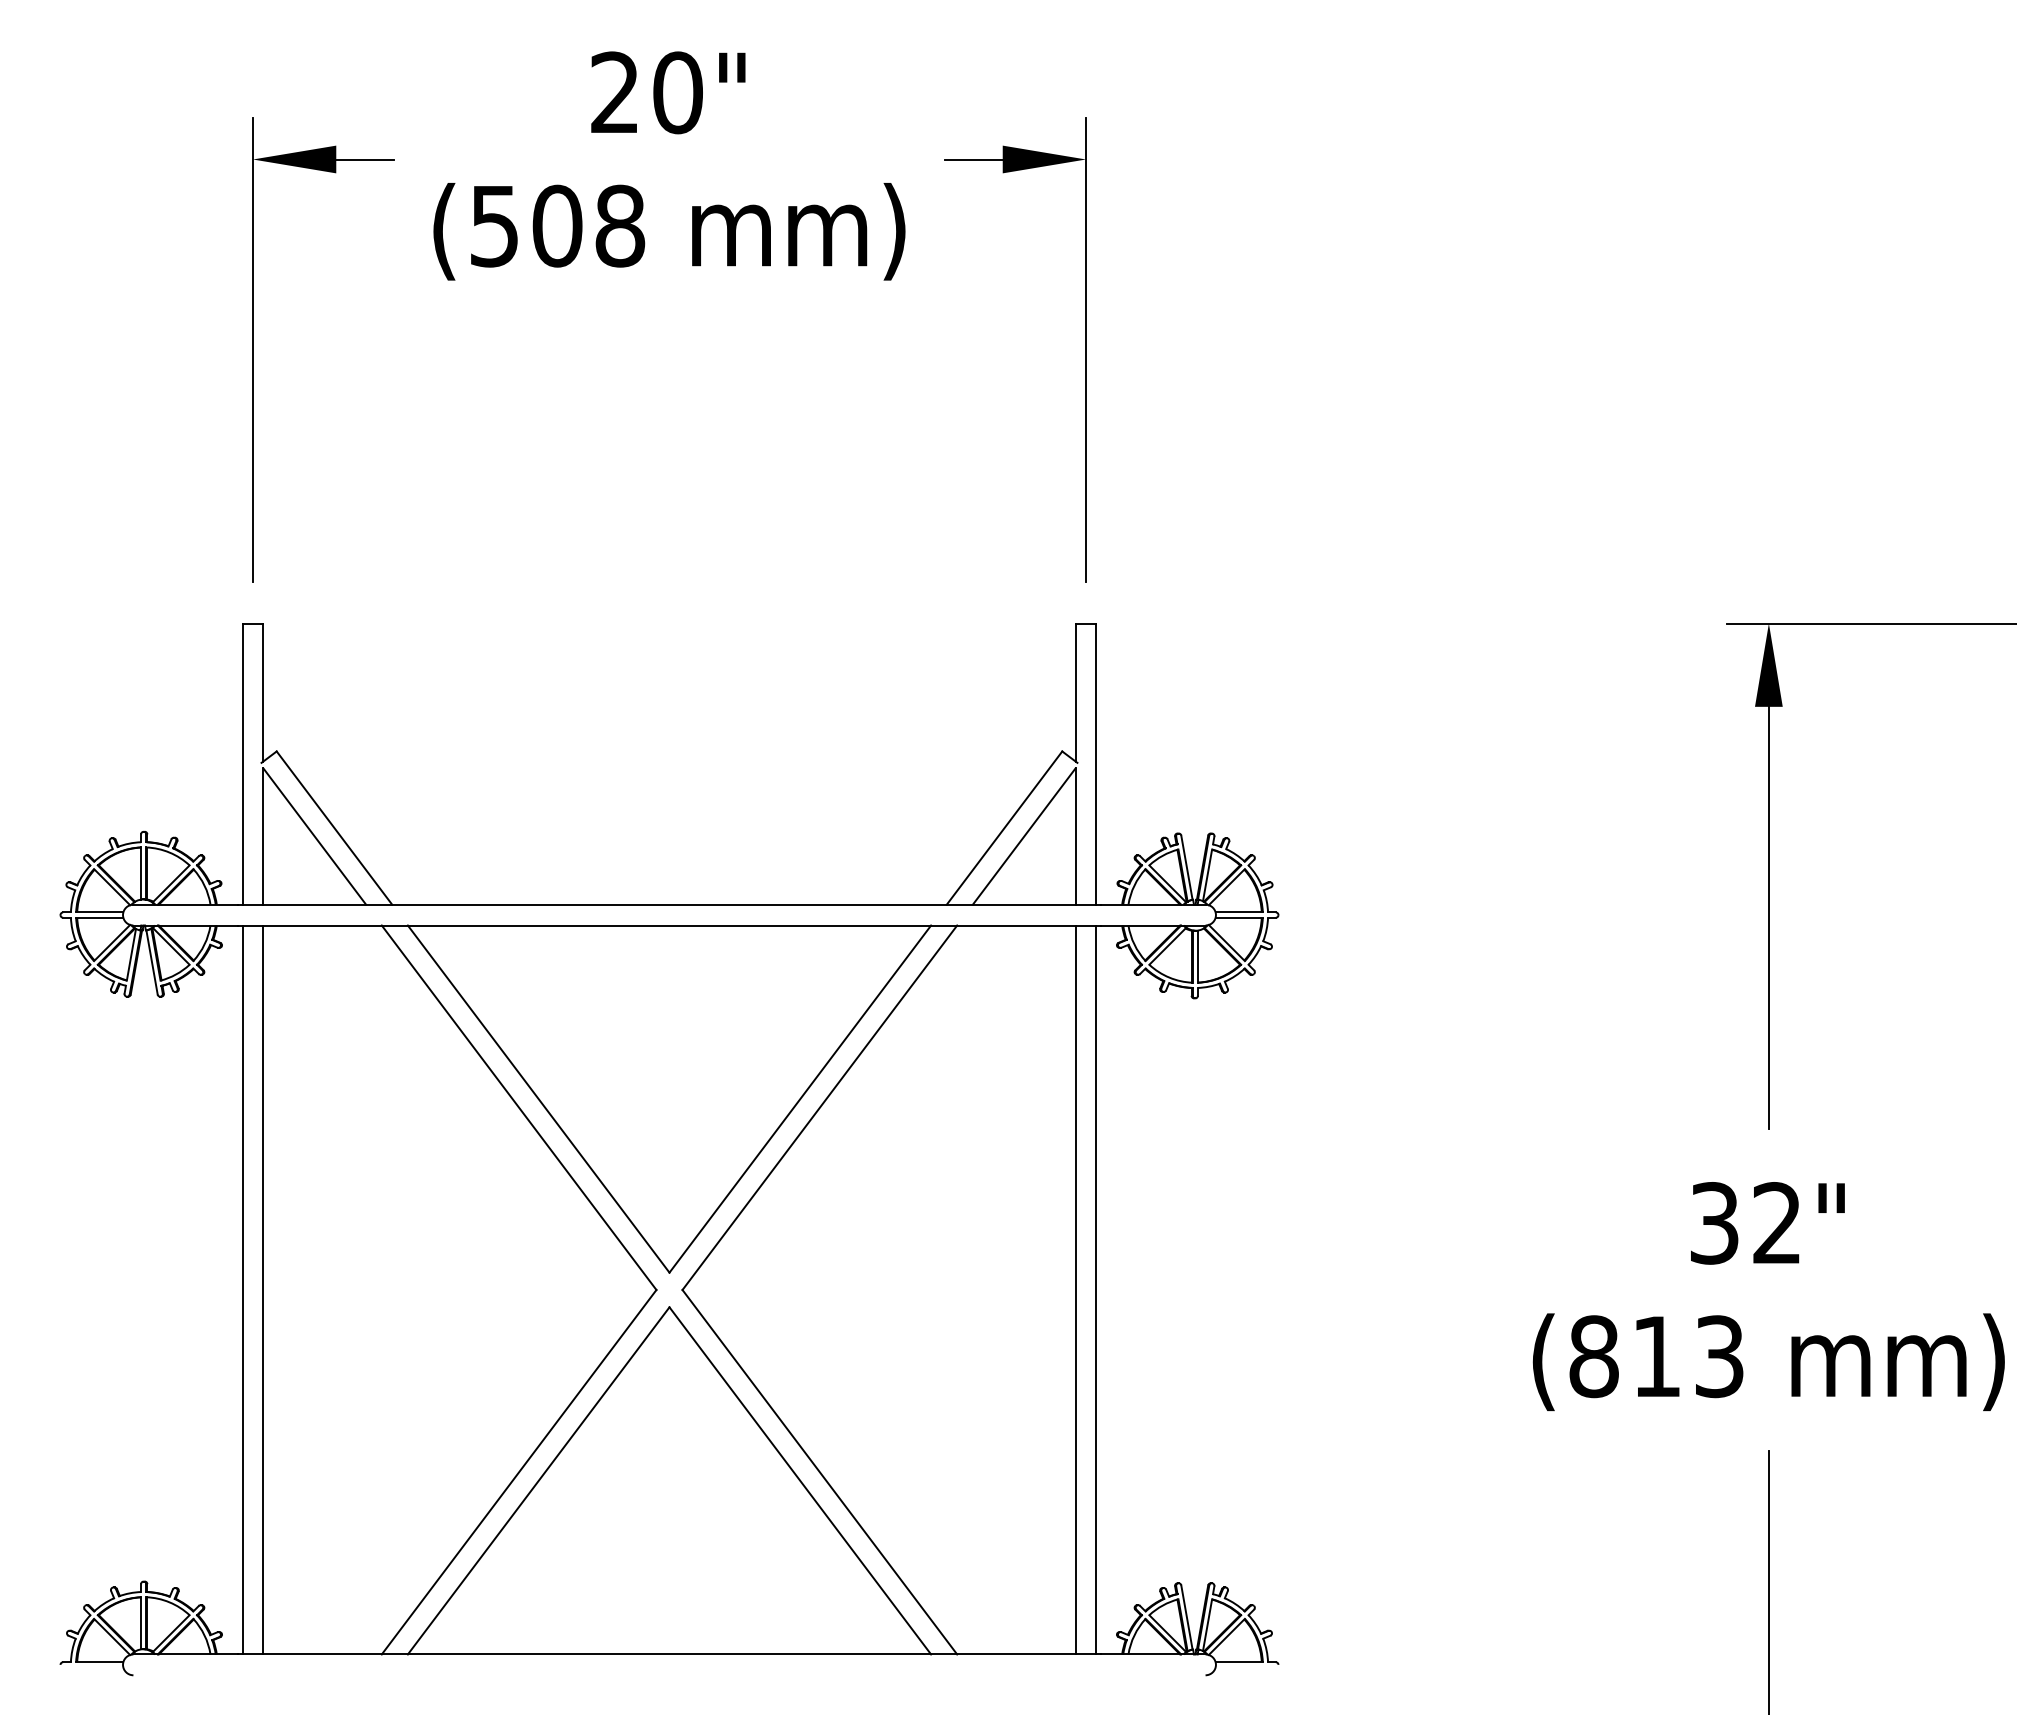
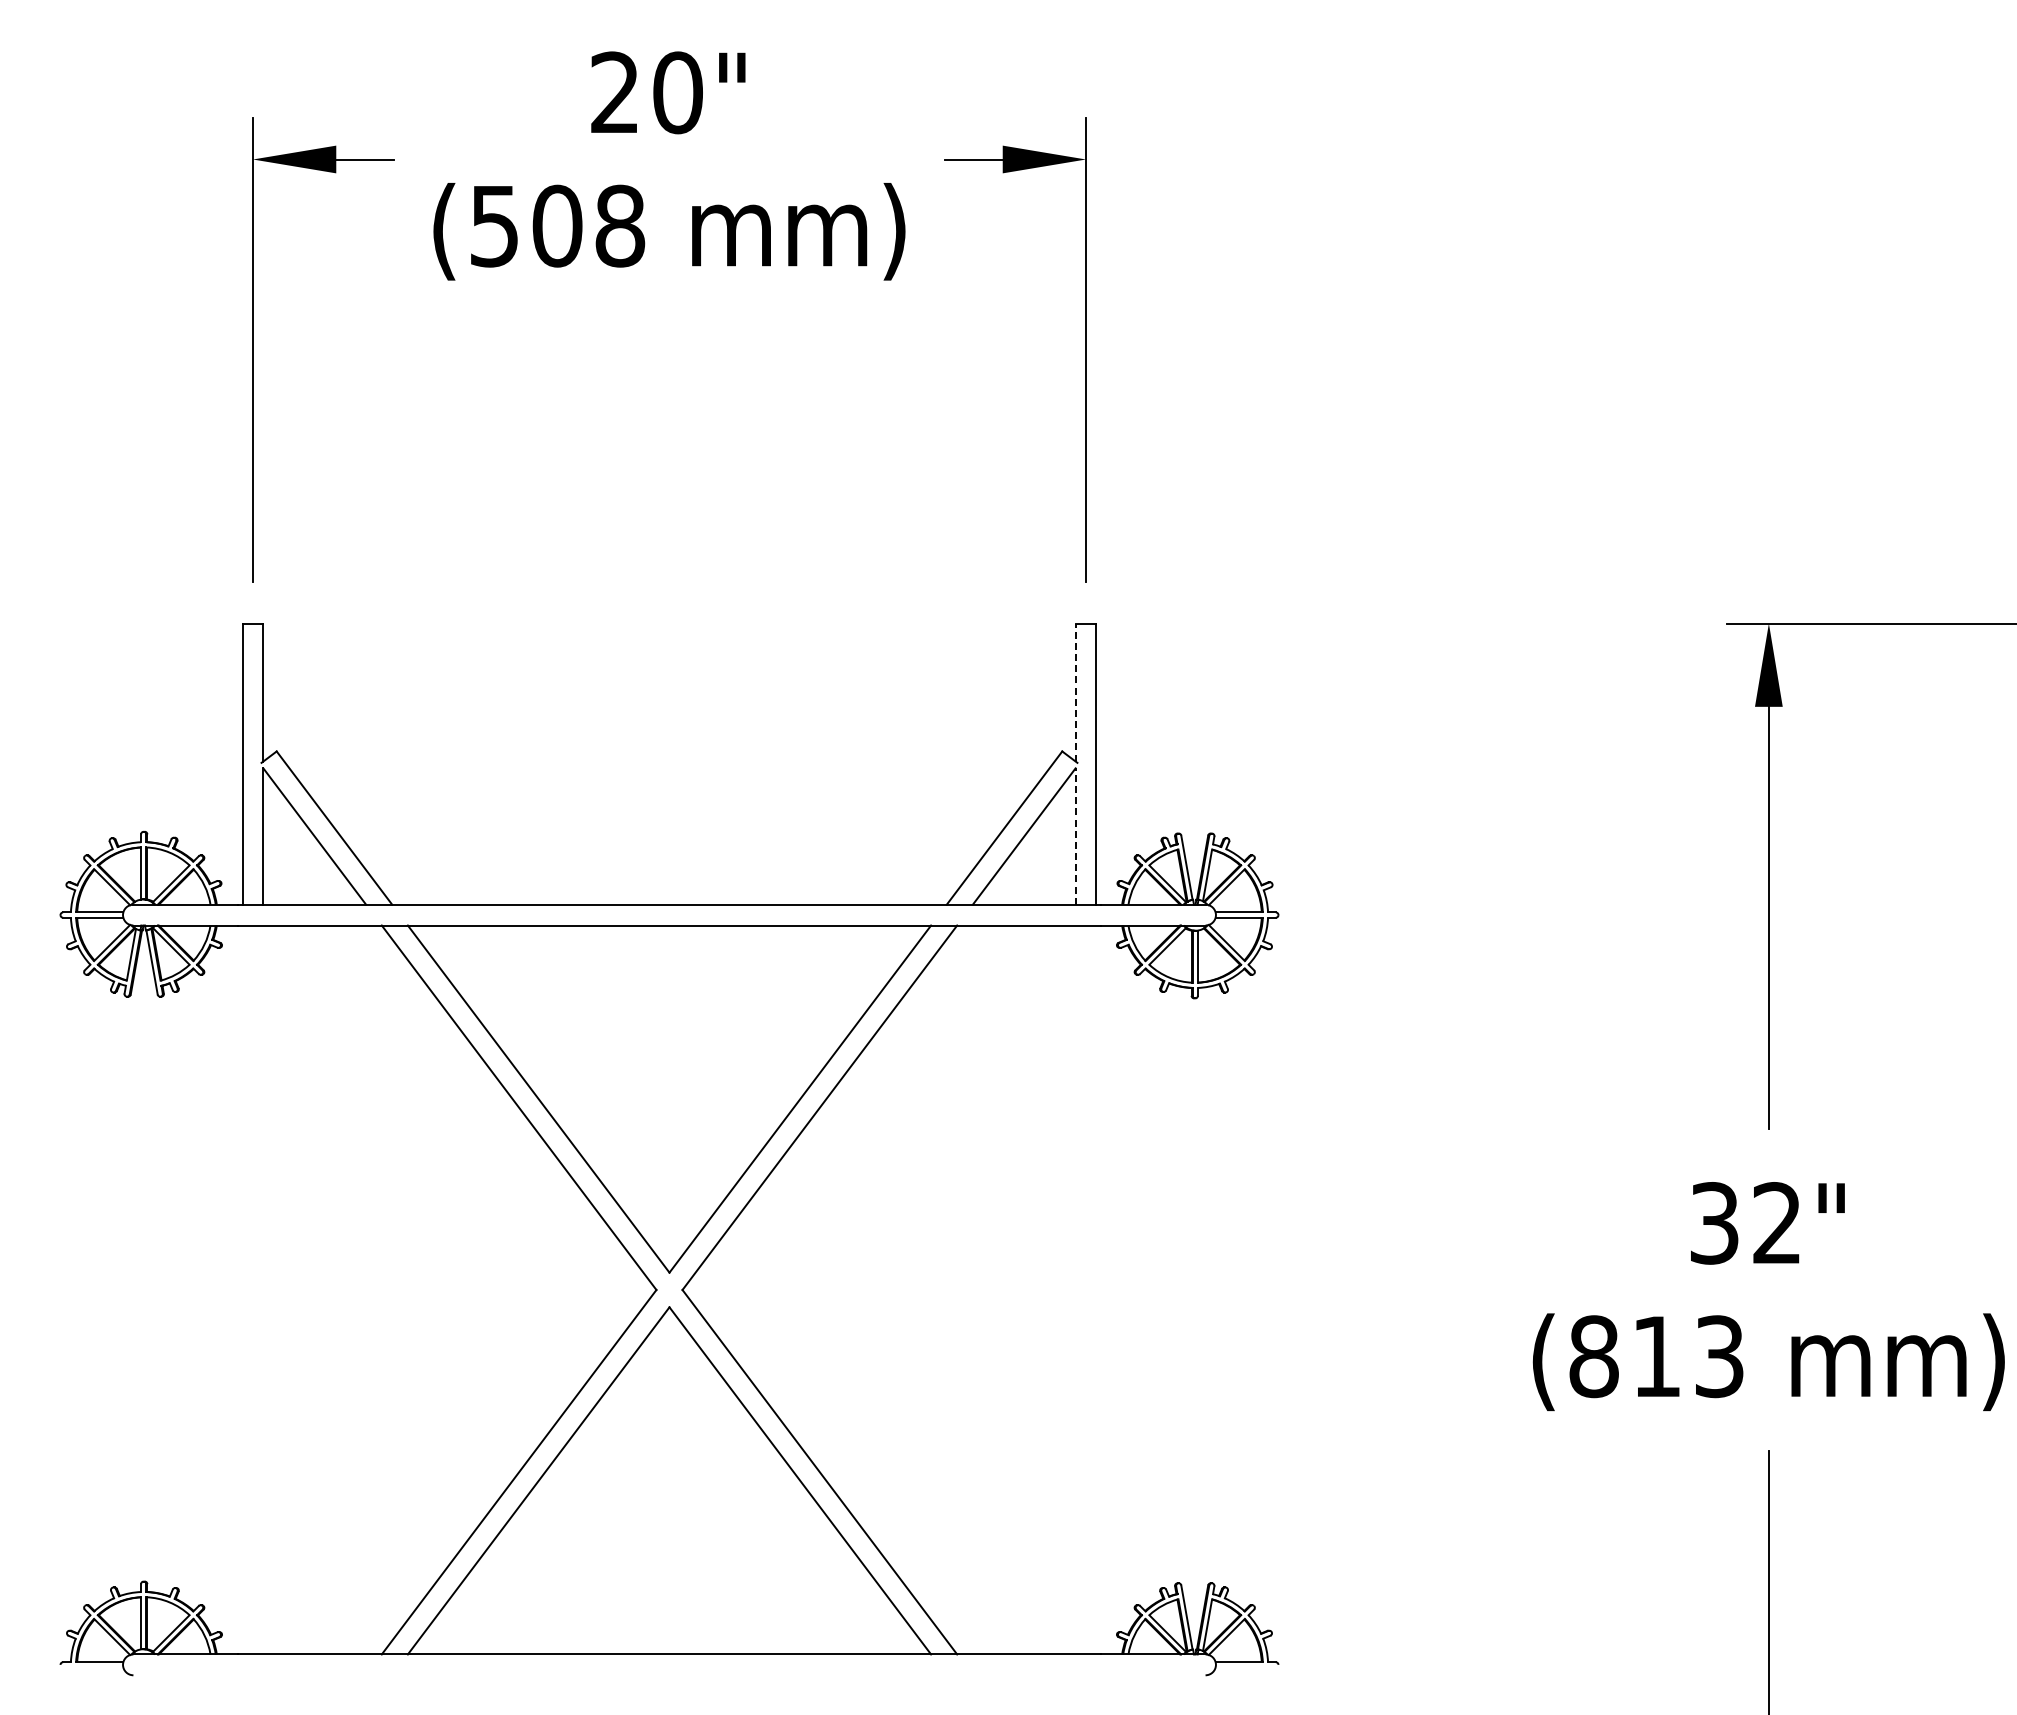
line: solid -> dashed (1075, 692)
line: solid -> dashed (1075, 836)
line: present -> none (242, 1289)
line: present -> none (263, 1289)
line: present -> none (1075, 1289)
line: present -> none (1096, 1289)
